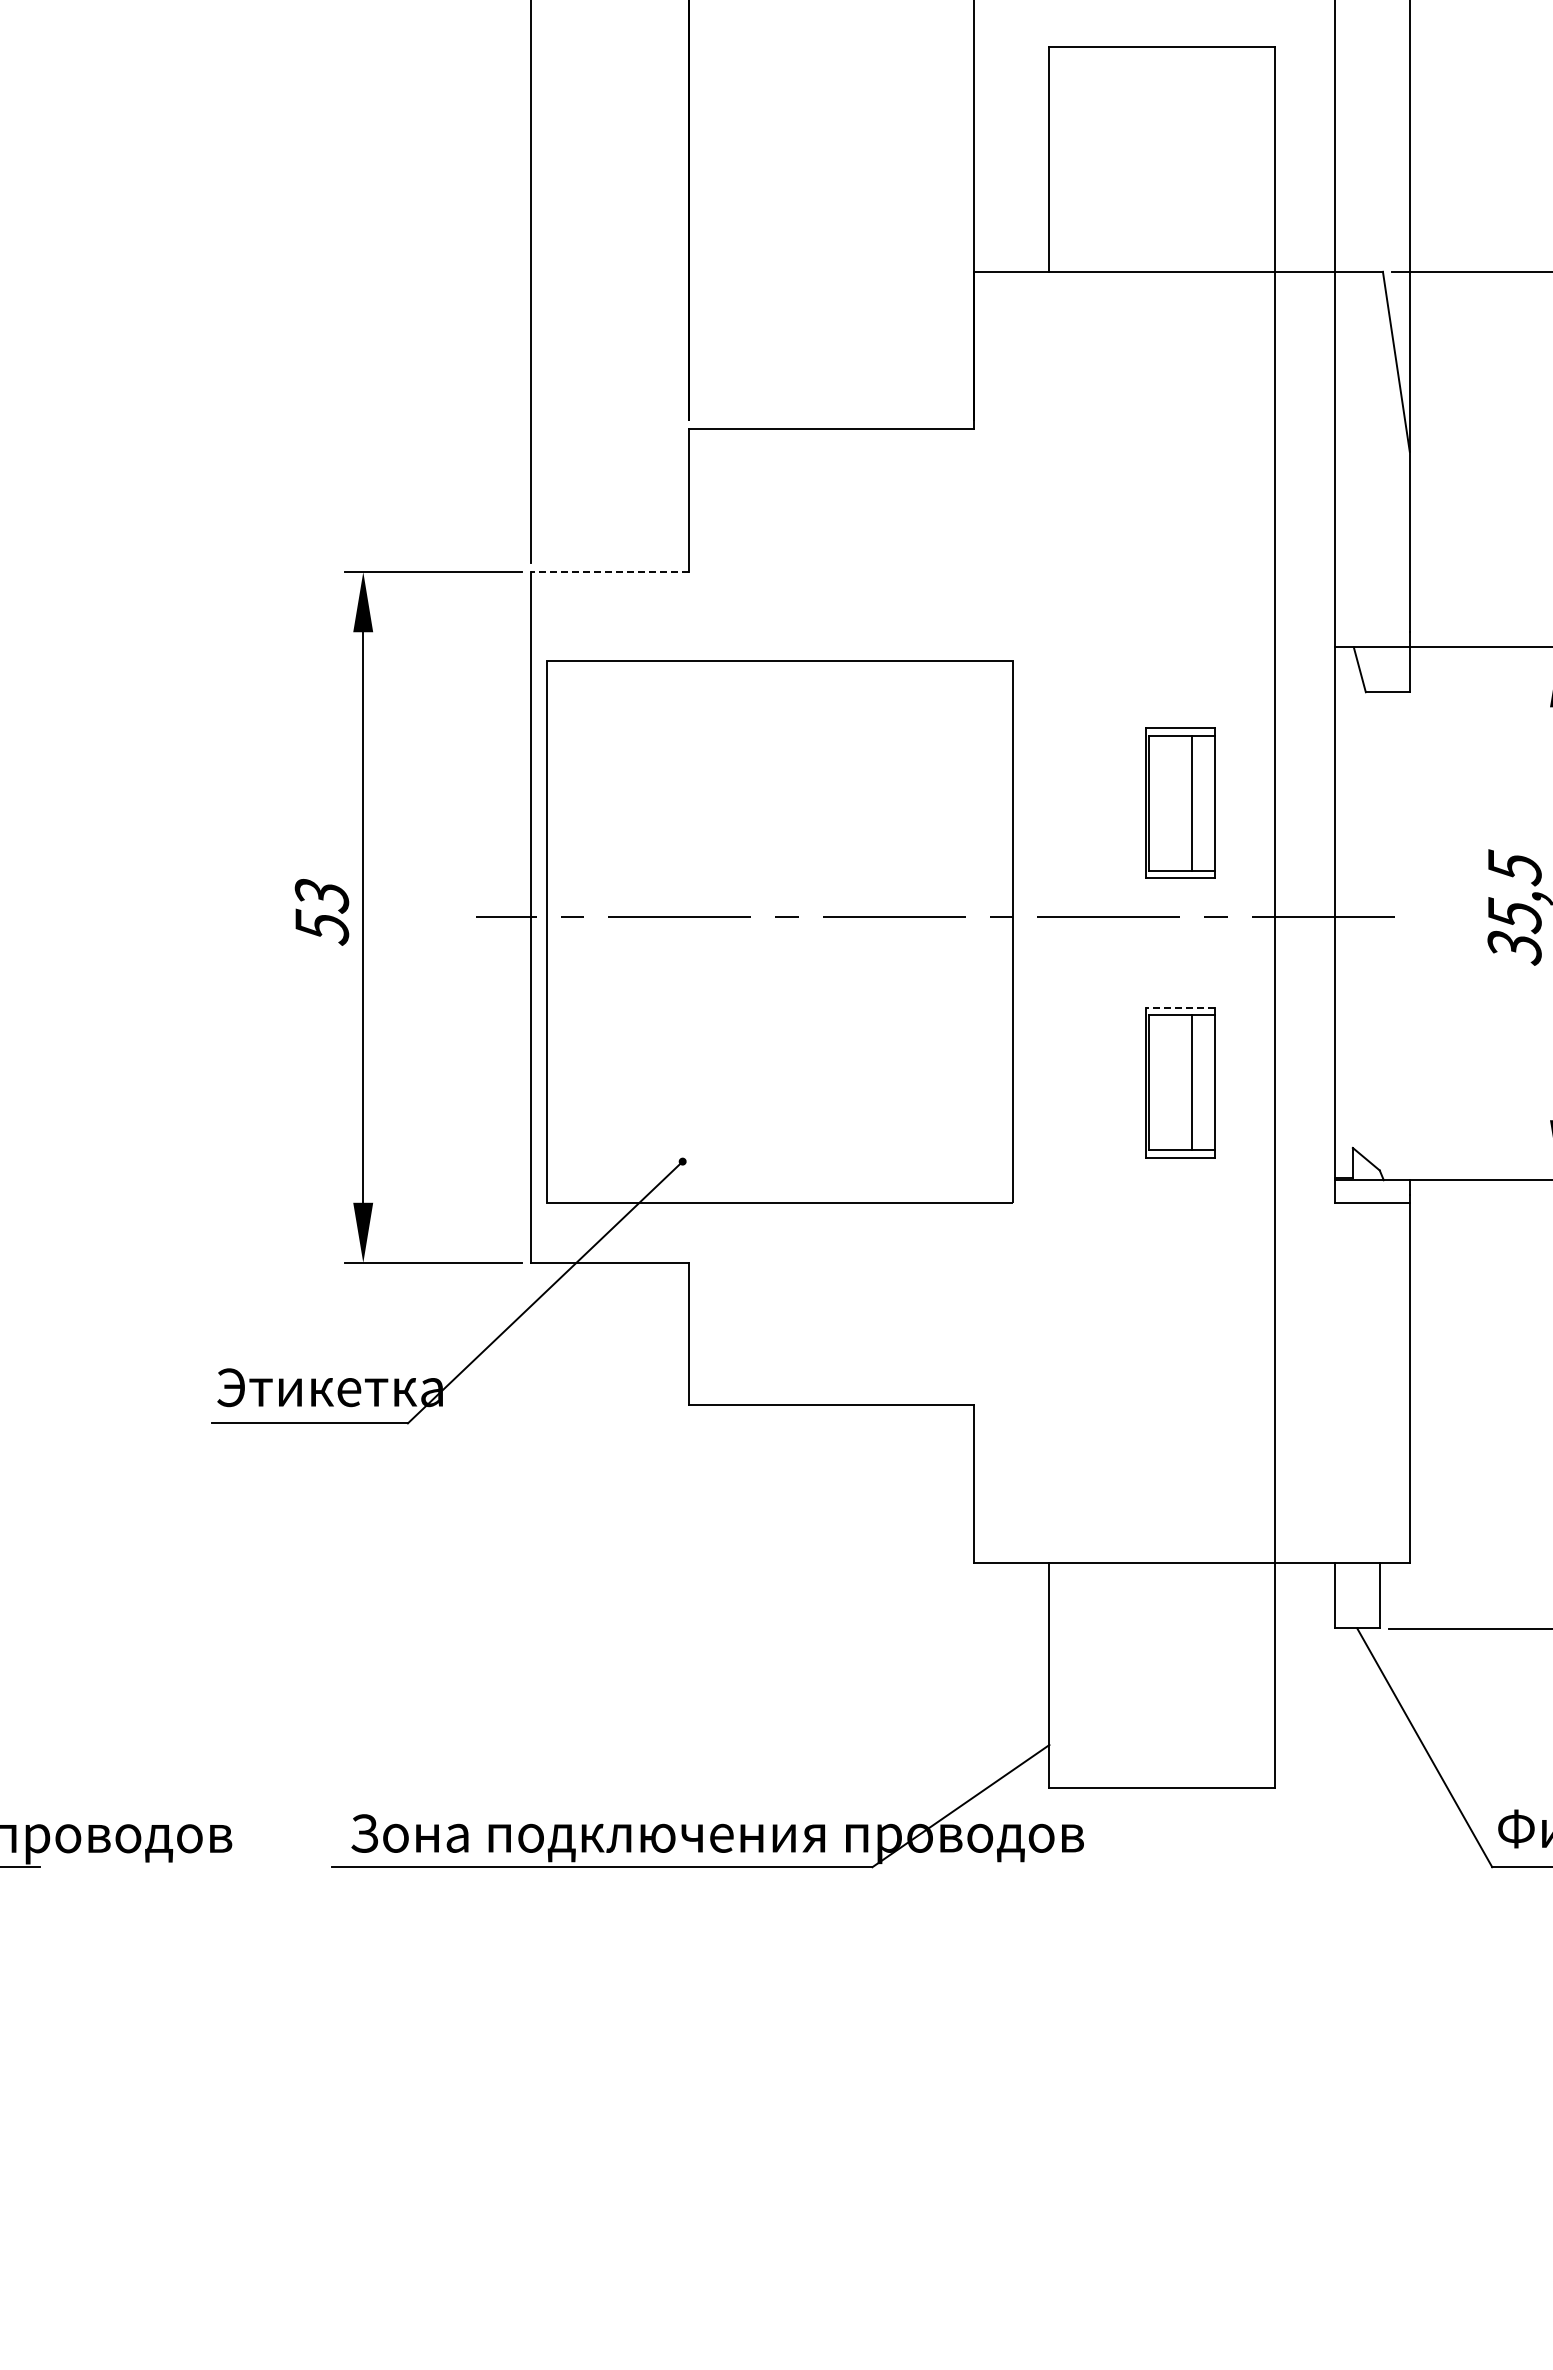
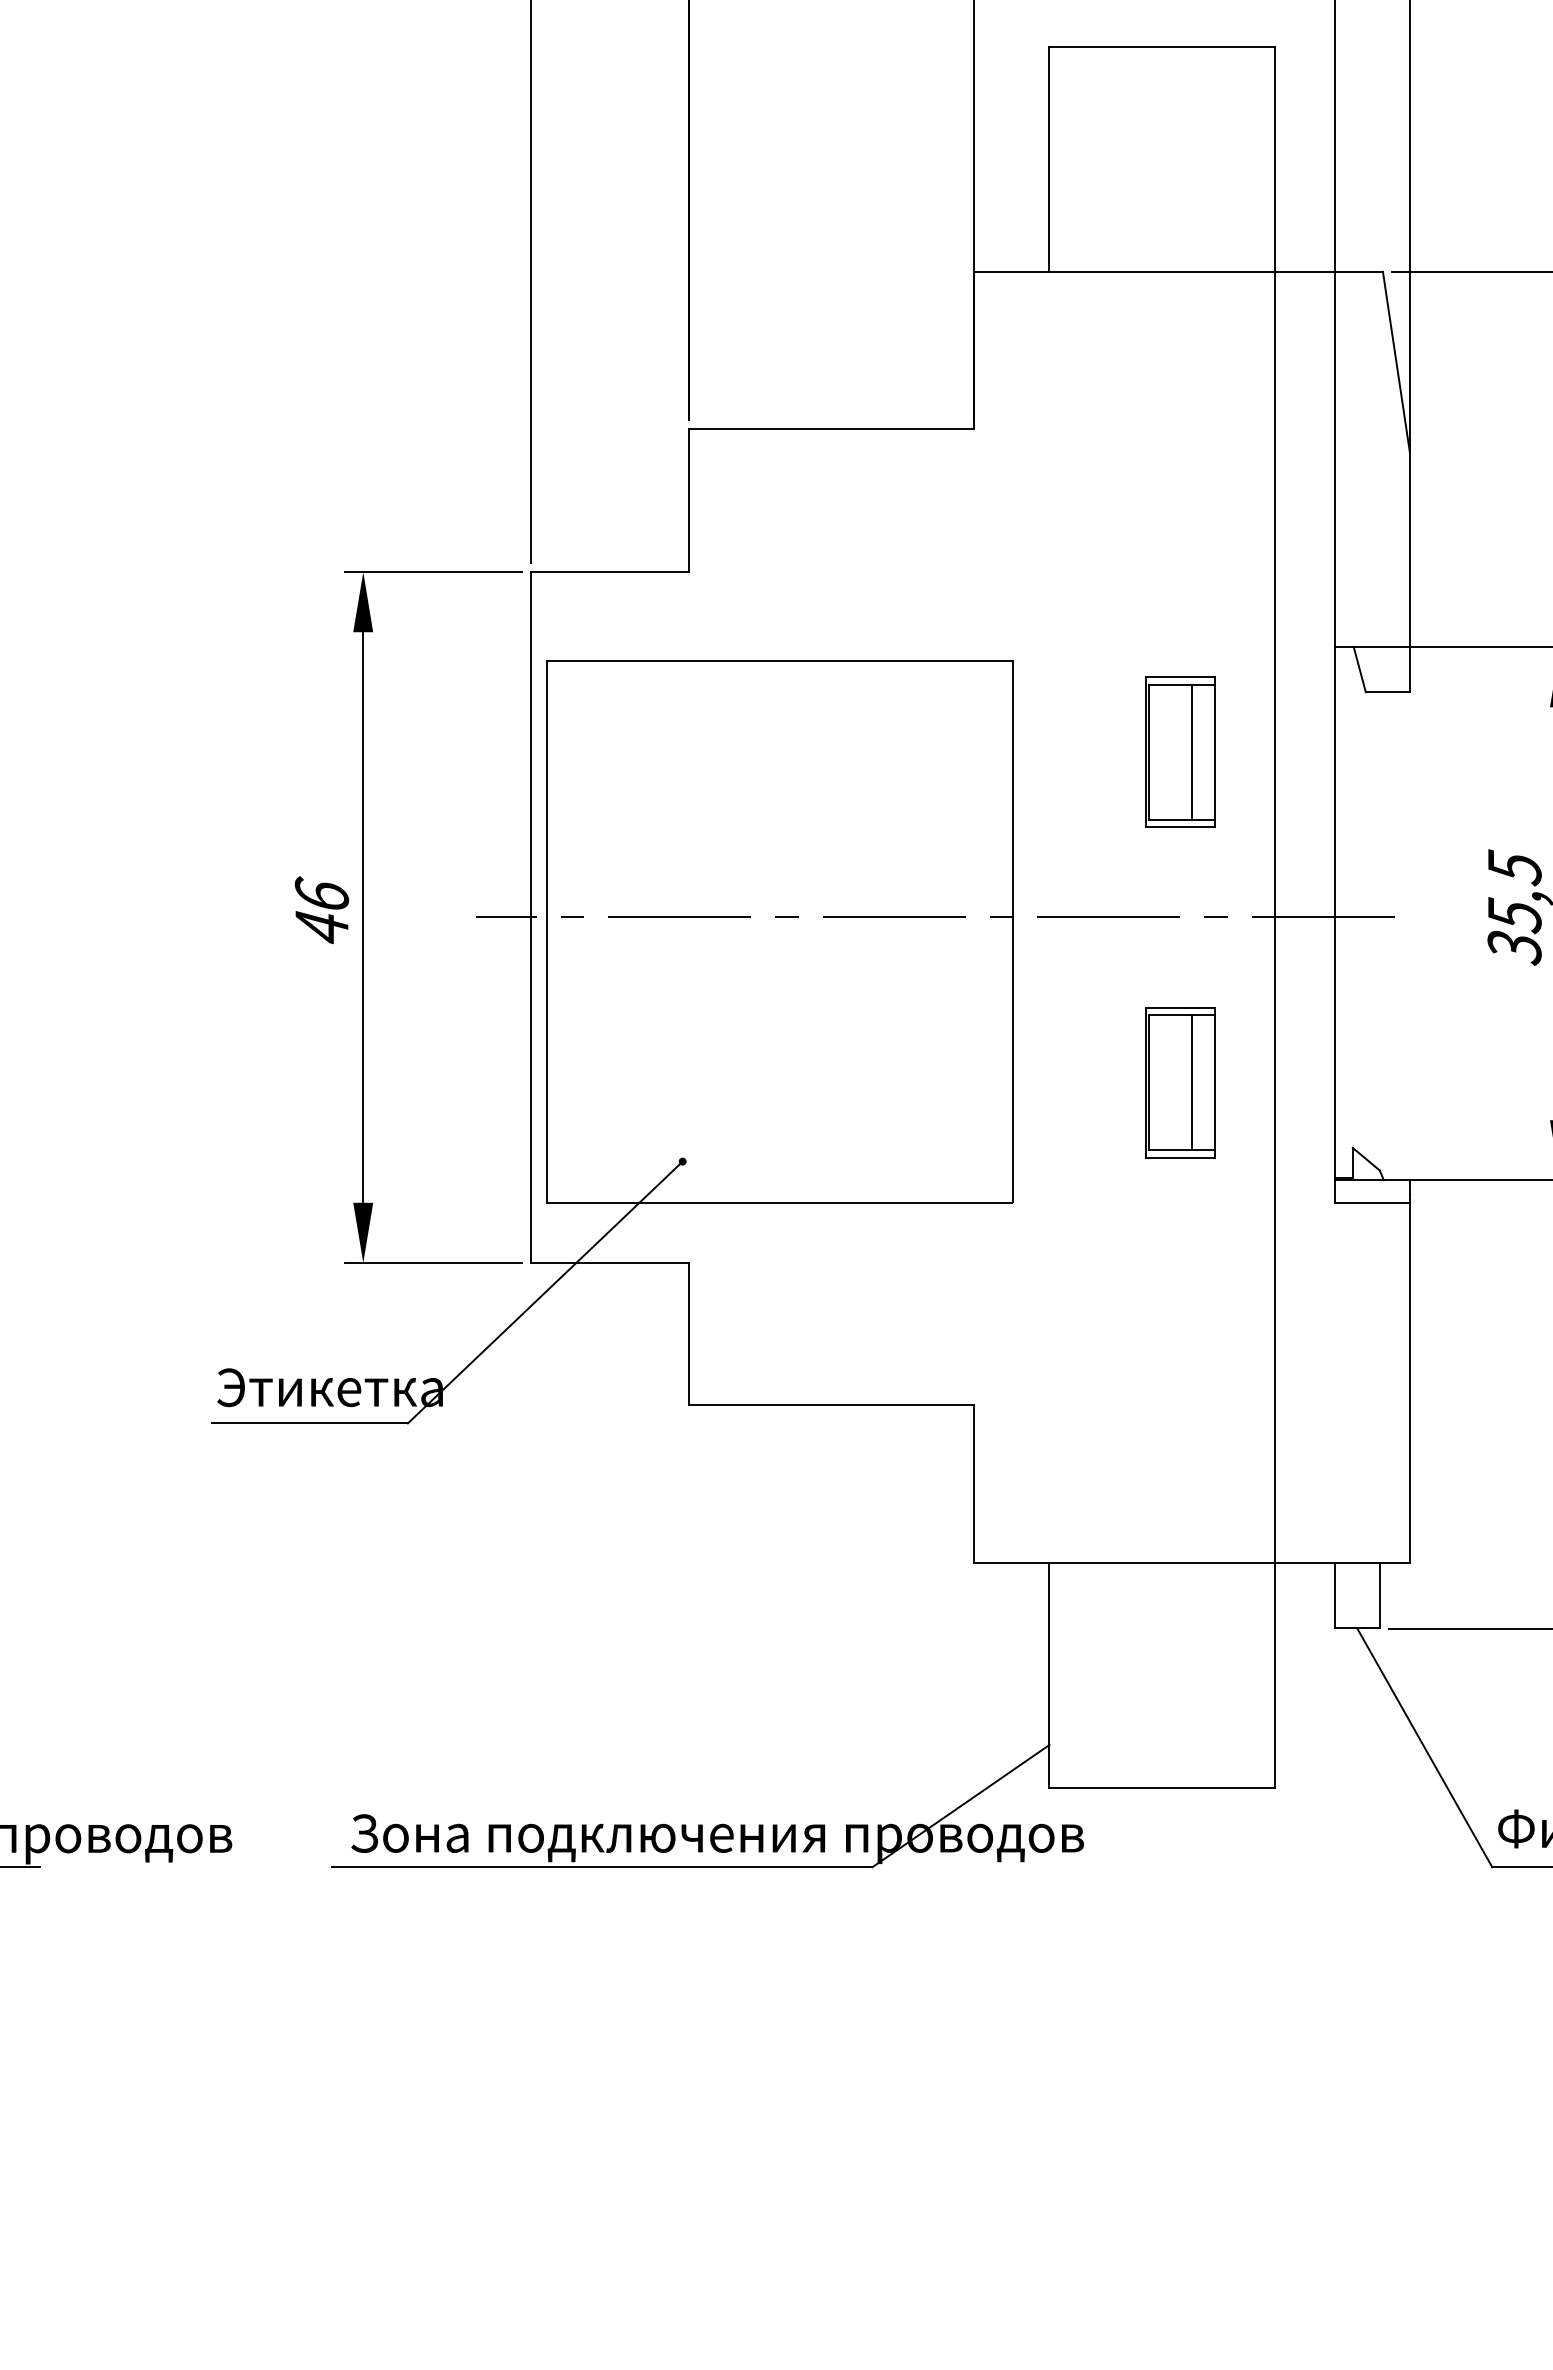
line: dashed -> solid (610, 572)
part position: (1180, 802) -> (1180, 751) (1180, 751)
text: 53 -> 46 (321, 910)
line: dashed -> solid (1180, 1007)
